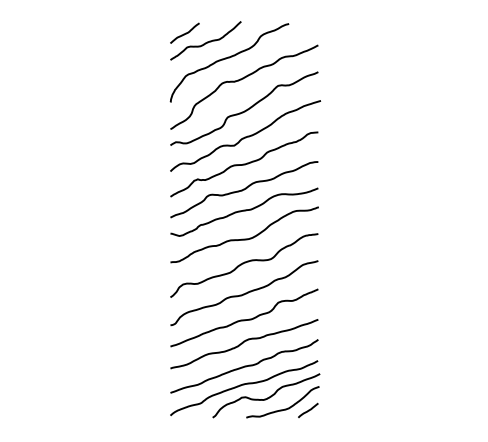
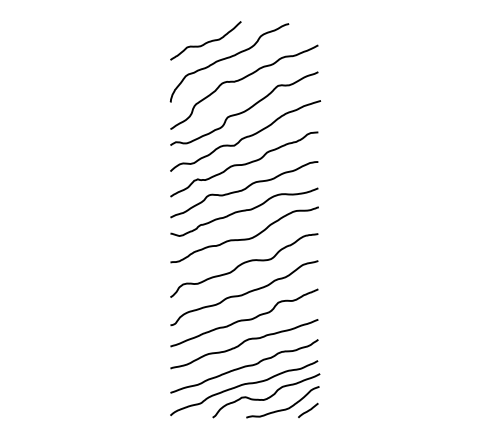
curve: present -> none (185, 32)
